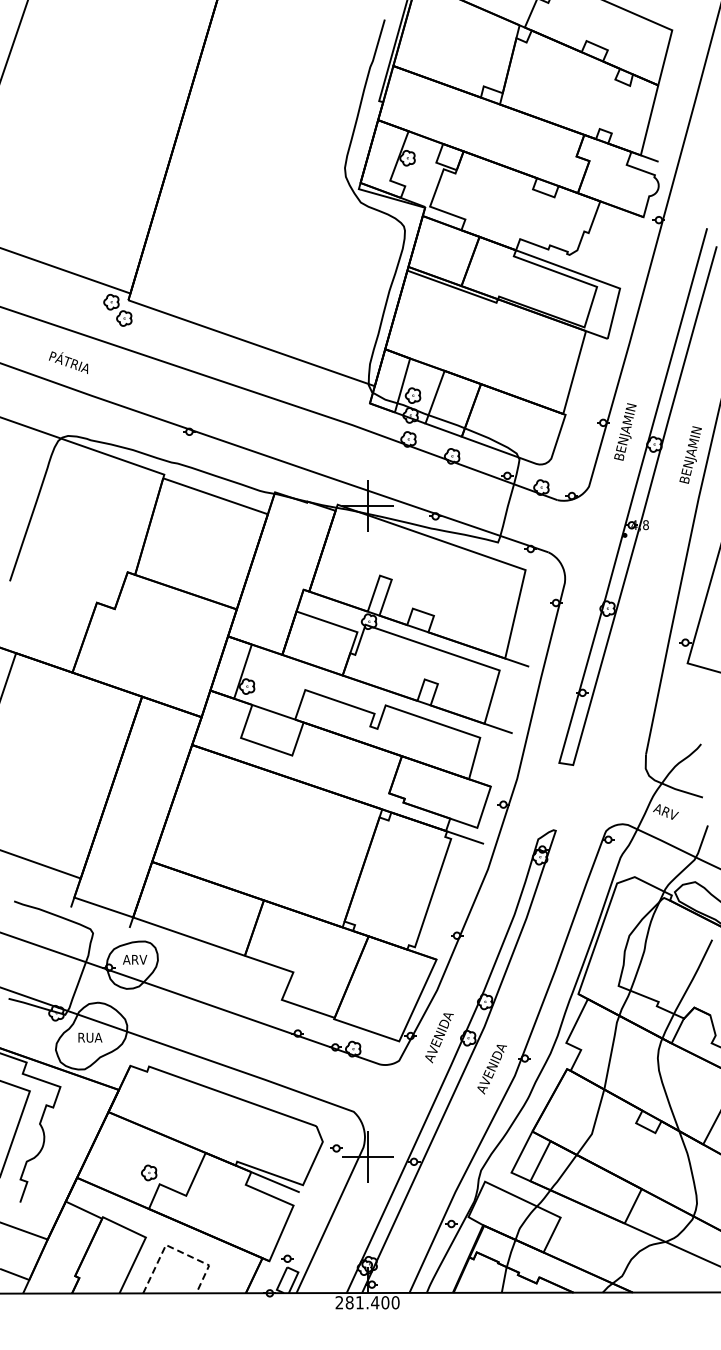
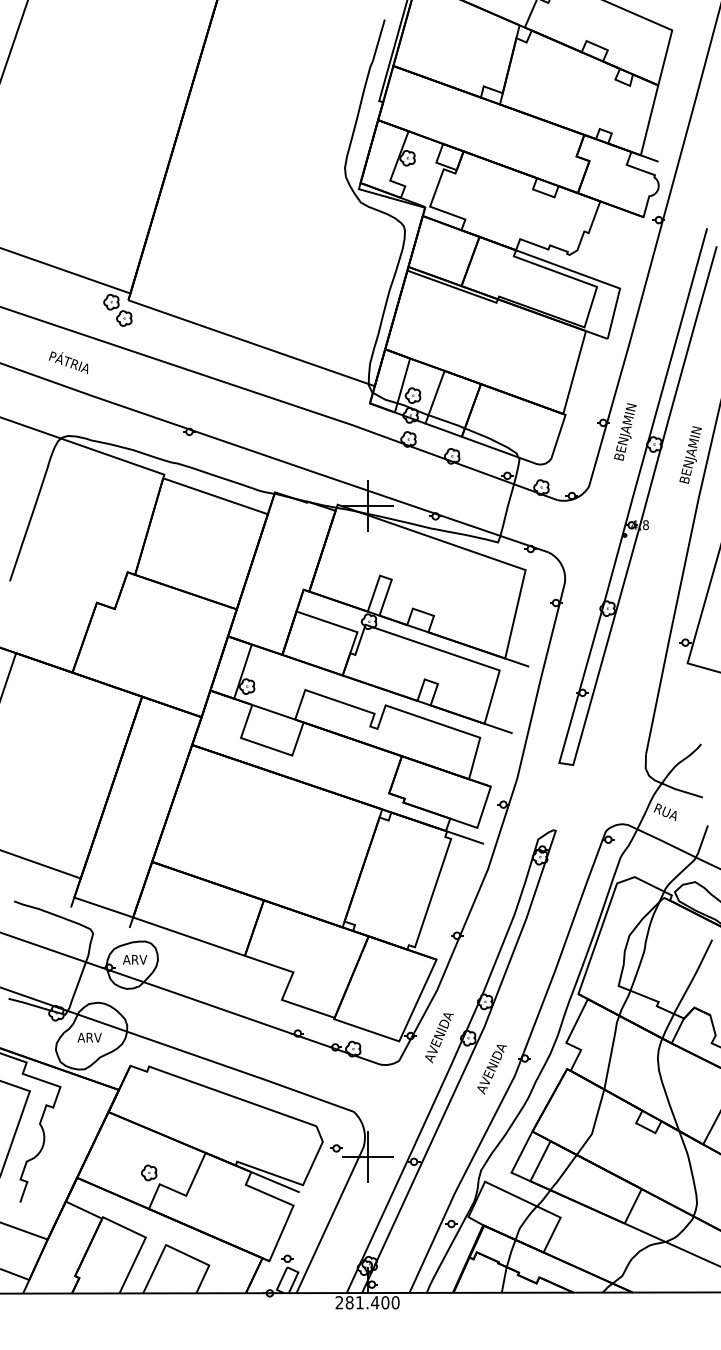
text: ARV -> RUA (665, 812)
text: RUA -> ARV (89, 1037)
line: dashed -> solid (177, 1250)
